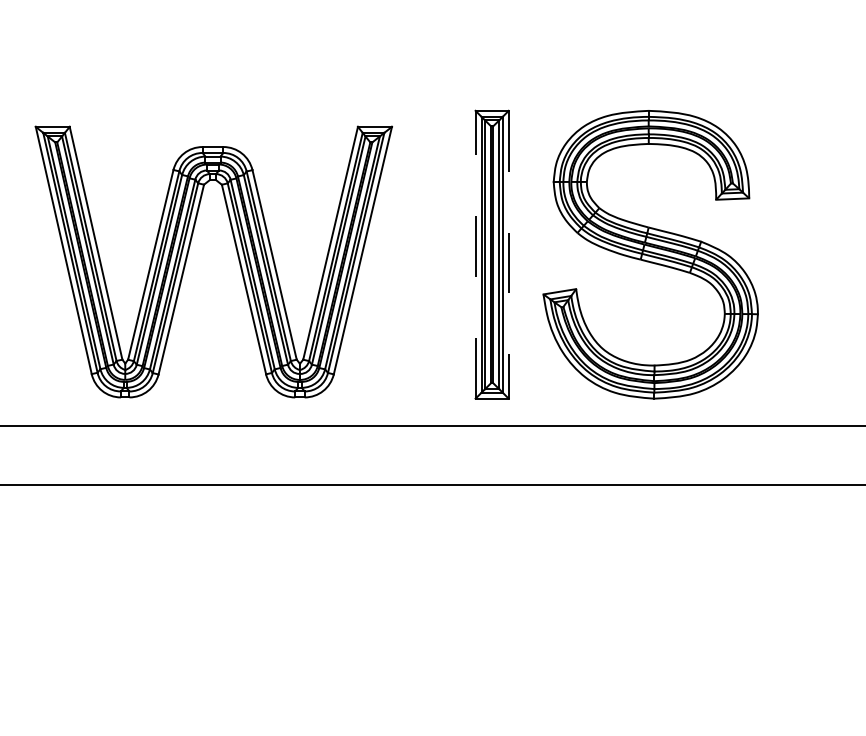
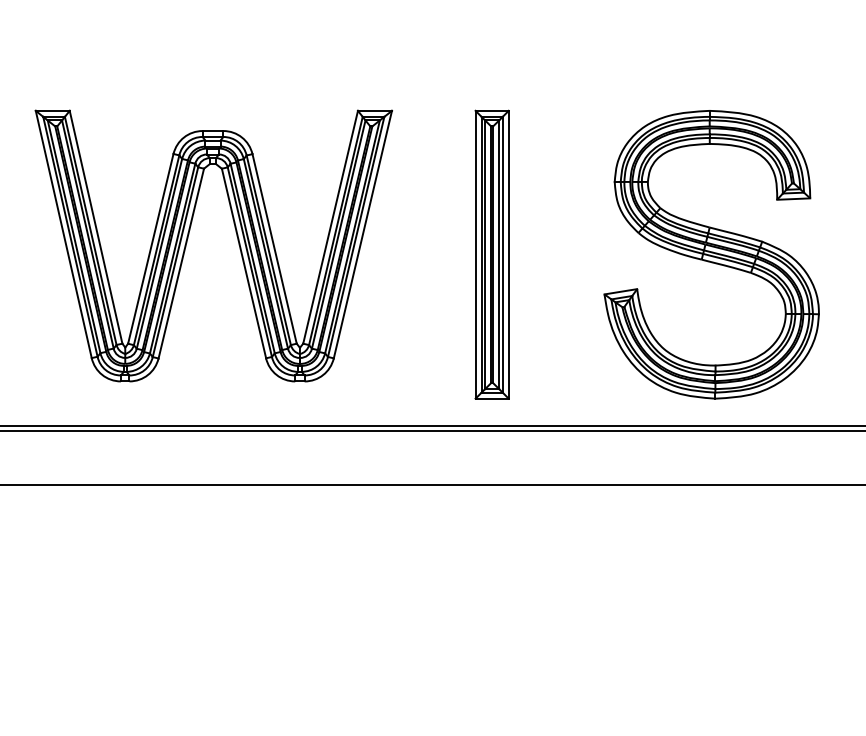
line: dashed -> solid (475, 254)
line: dashed -> solid (508, 254)
part position: (650, 254) -> (711, 254) (711, 254)
part position: (237, 256) -> (237, 240) (237, 240)
line: none -> present (432, 431)
